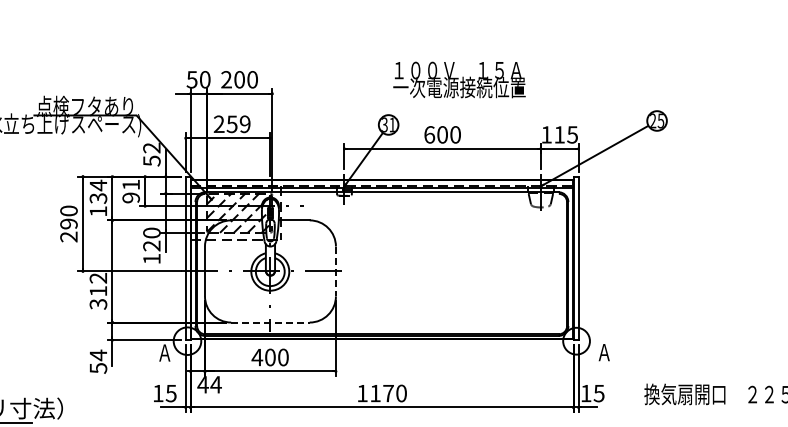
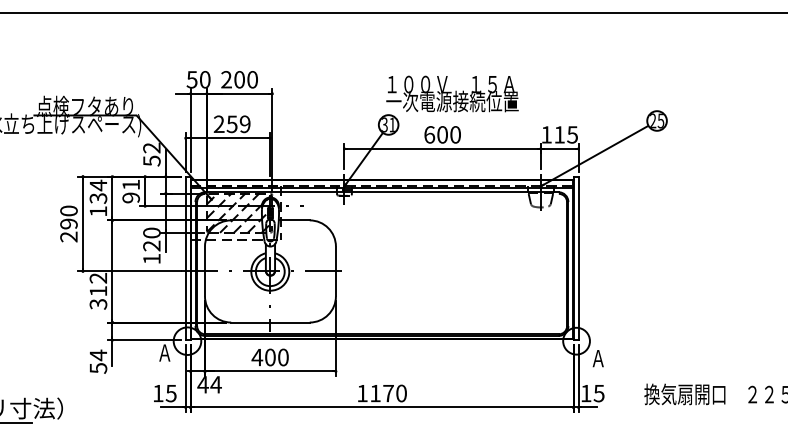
line: none -> present (393, 12)
text position: (459, 79) -> (452, 93) (452, 93)
line: dashed -> solid (335, 271)
line: dashed -> solid (270, 322)
text position: (603, 352) -> (597, 358) (597, 358)
